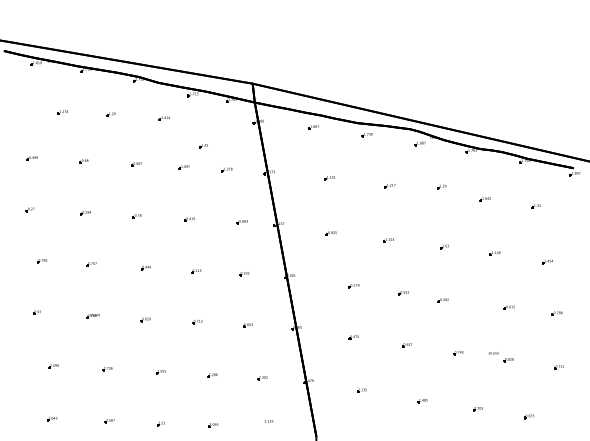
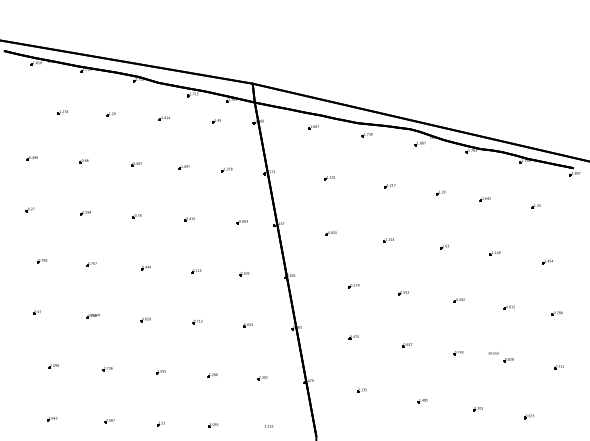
part position: (203, 146) -> (216, 121) (216, 121)
part position: (441, 186) -> (440, 192) (440, 192)
part position: (442, 300) -> (458, 300) (458, 300)
text position: (268, 421) -> (268, 426) (268, 426)
